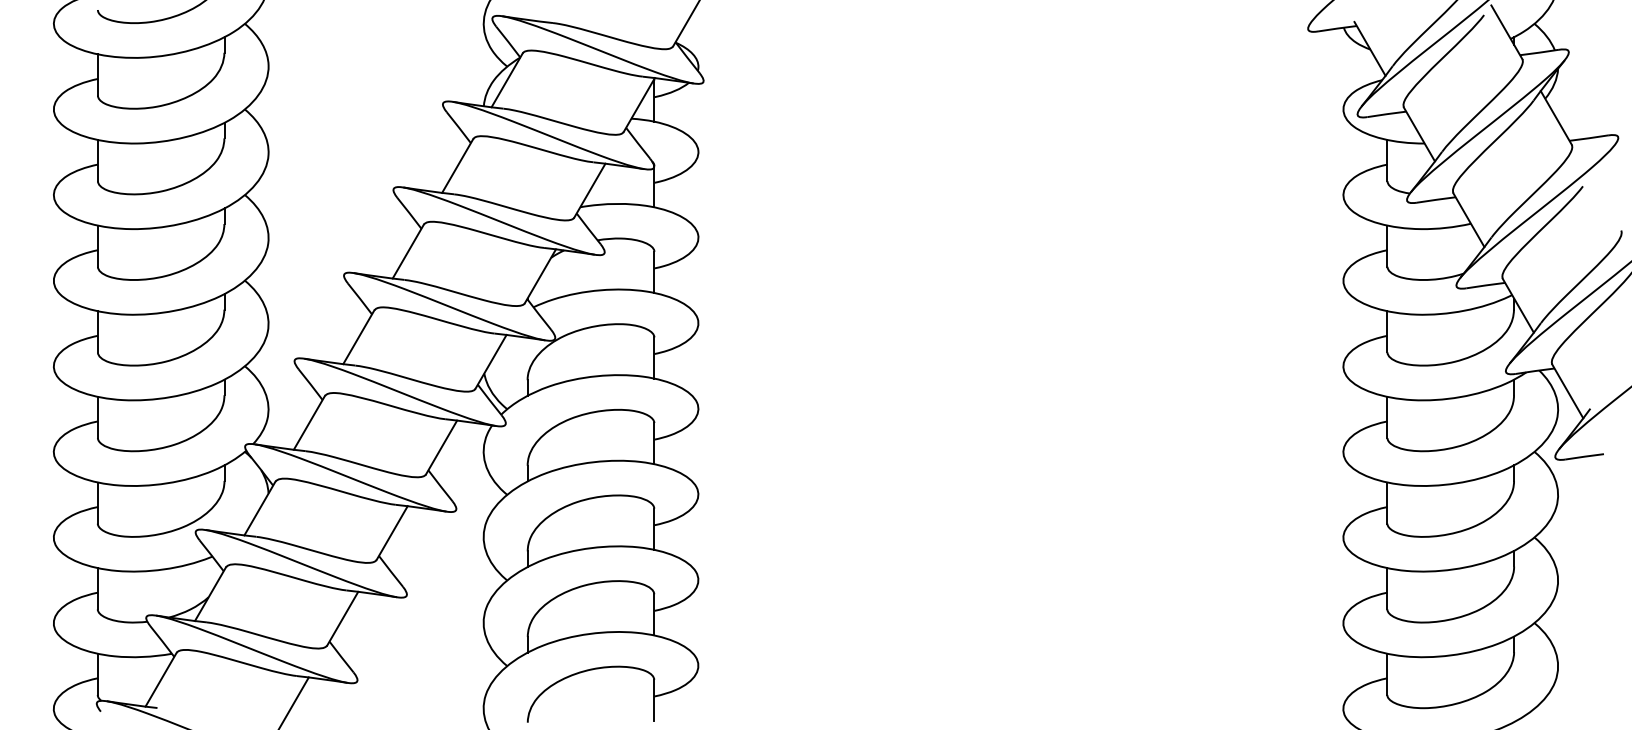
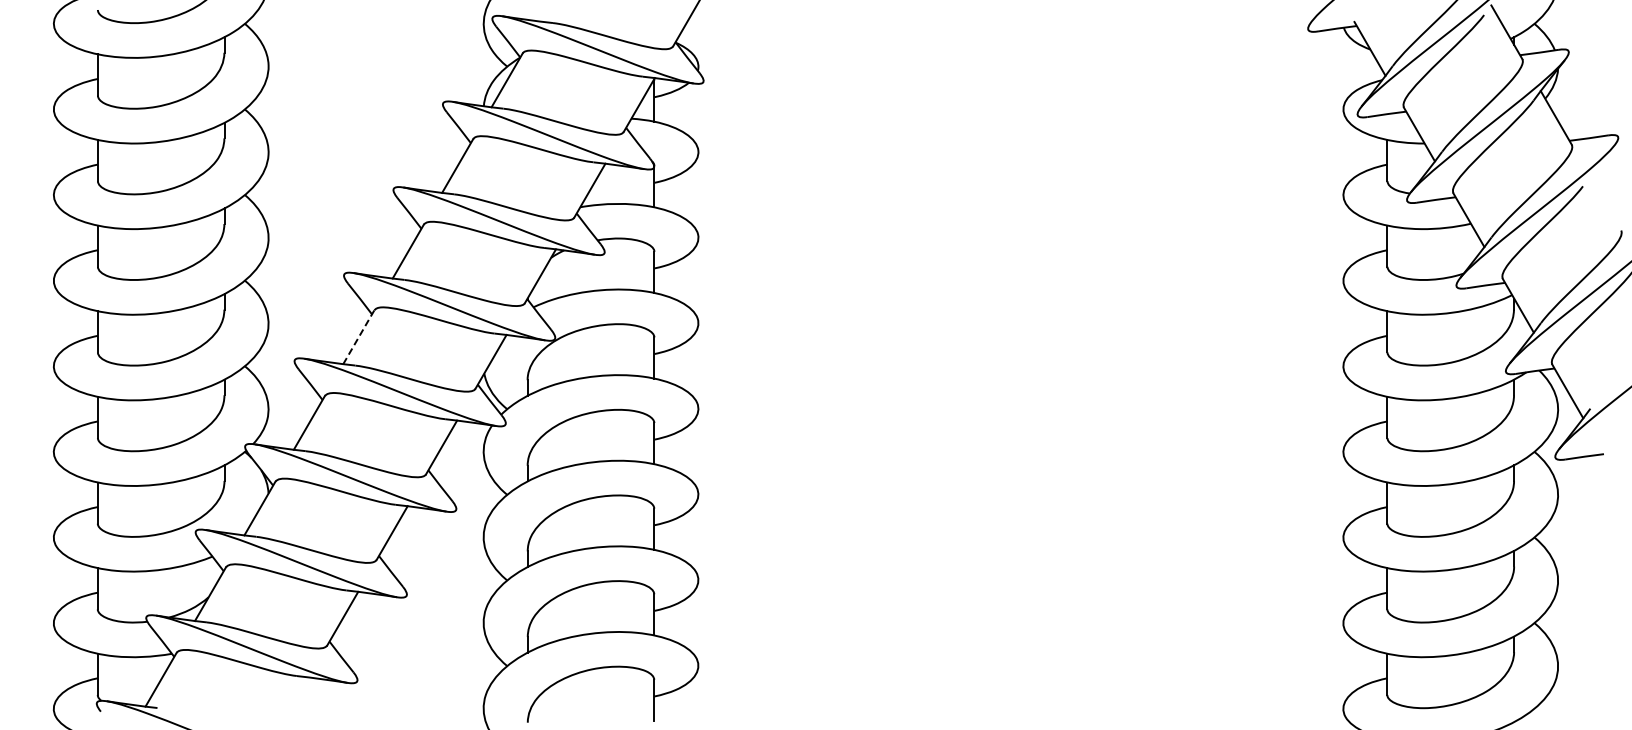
line: solid -> dashed (359, 336)
line: present -> none (294, 701)
